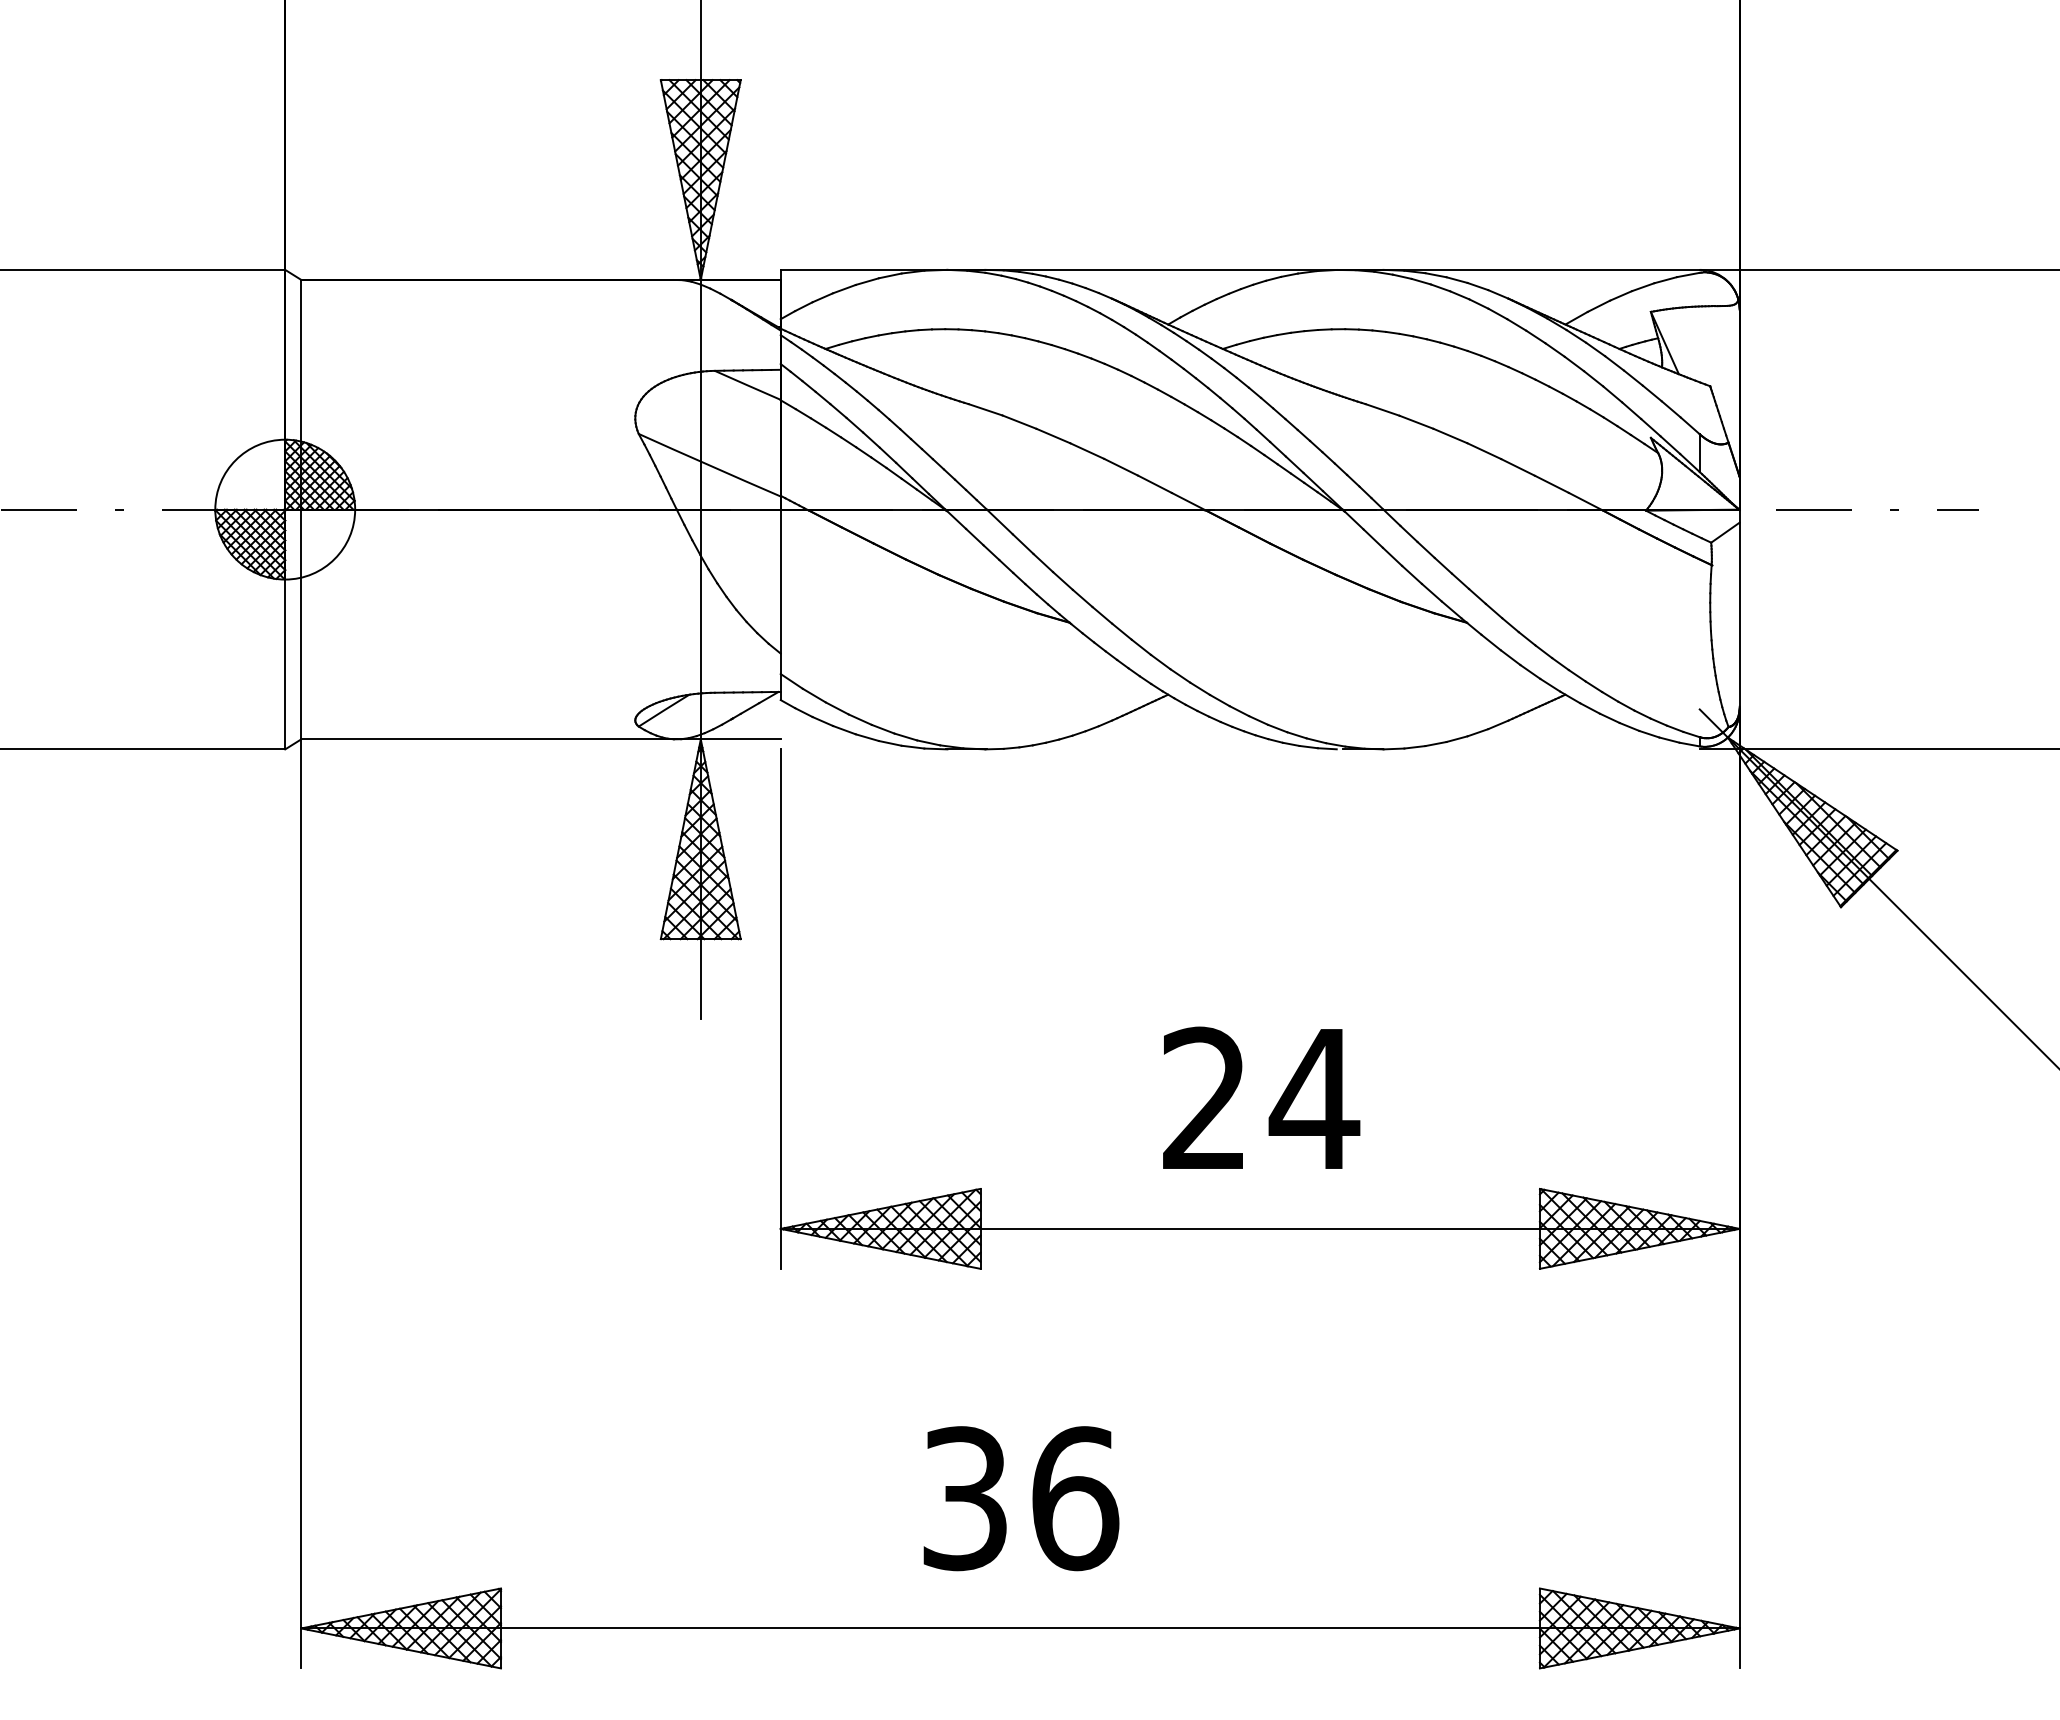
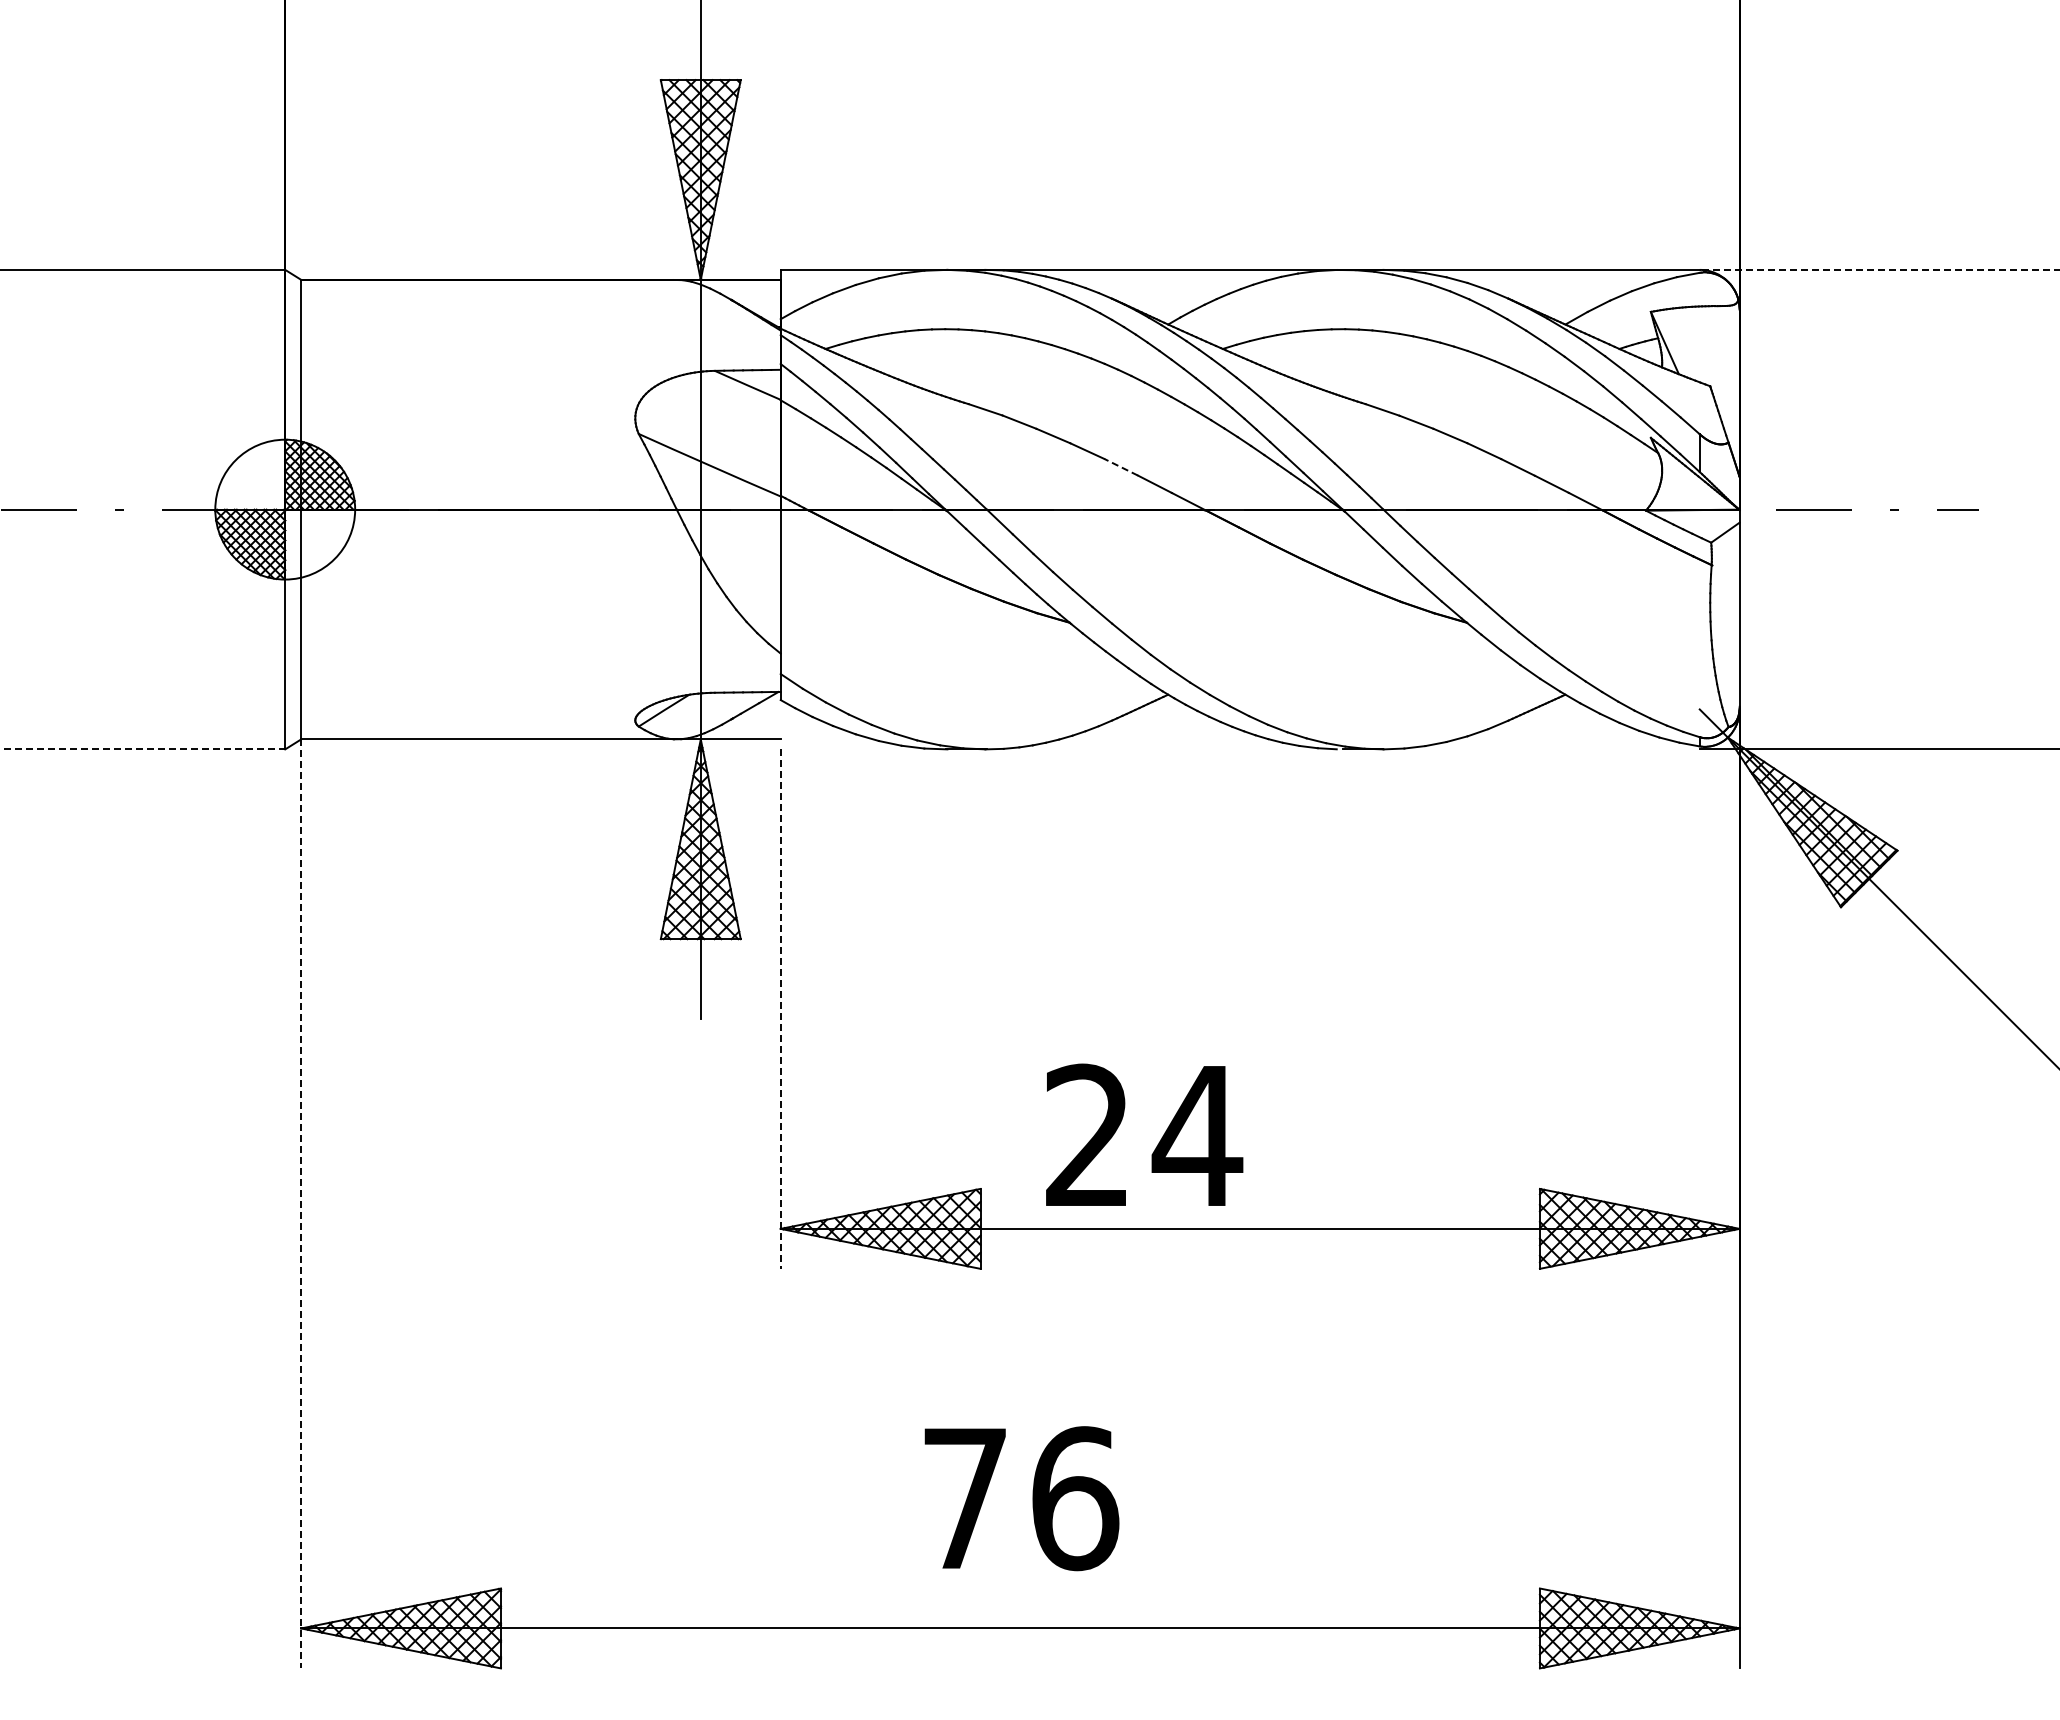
line: solid -> dashed (1879, 269)
line: solid -> dashed (1121, 467)
line: solid -> dashed (143, 749)
line: solid -> dashed (780, 1009)
text position: (1261, 1097) -> (1144, 1134) (1144, 1134)
line: solid -> dashed (301, 1203)
text: 36 -> 76 (964, 1498)
